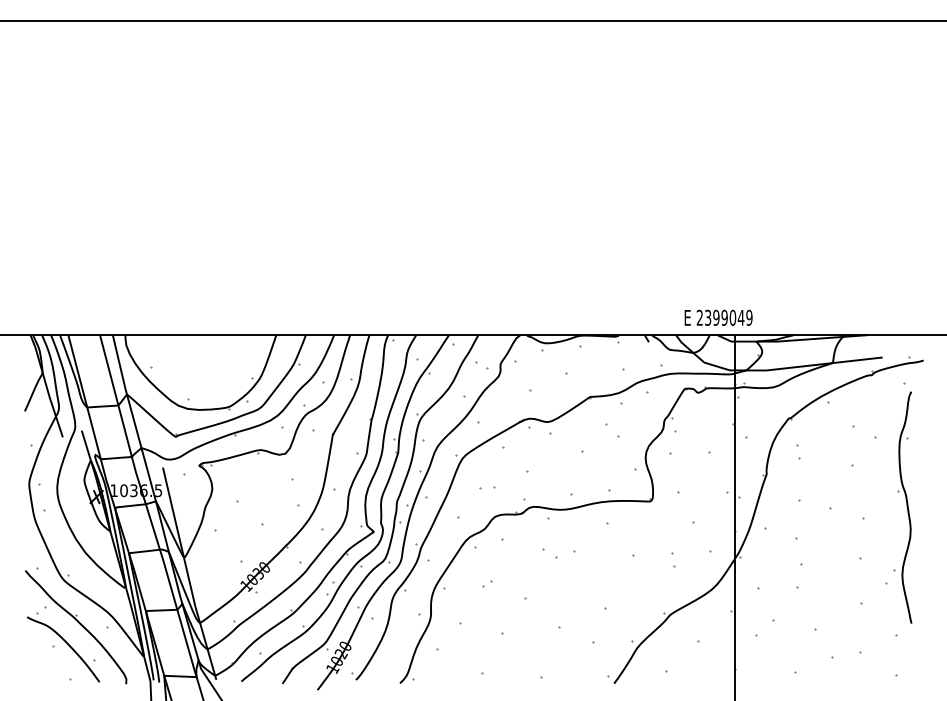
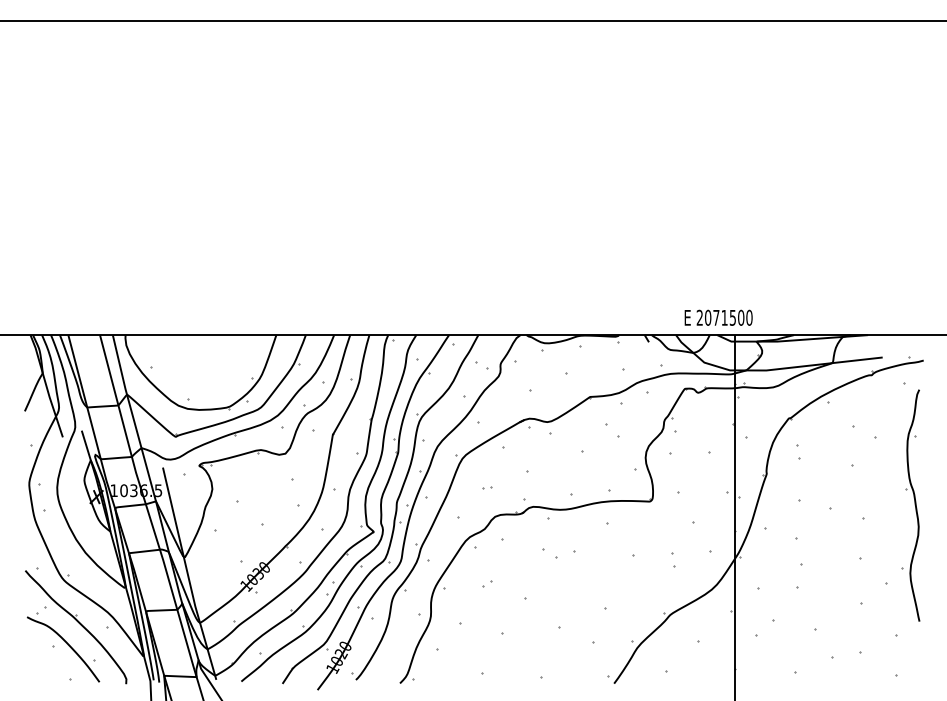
text: 2399049 -> 2071500 (728, 317)
part size: 17x4 px -> 11x4 px (487, 487)
part position: (902, 507) -> (910, 505) (910, 505)
